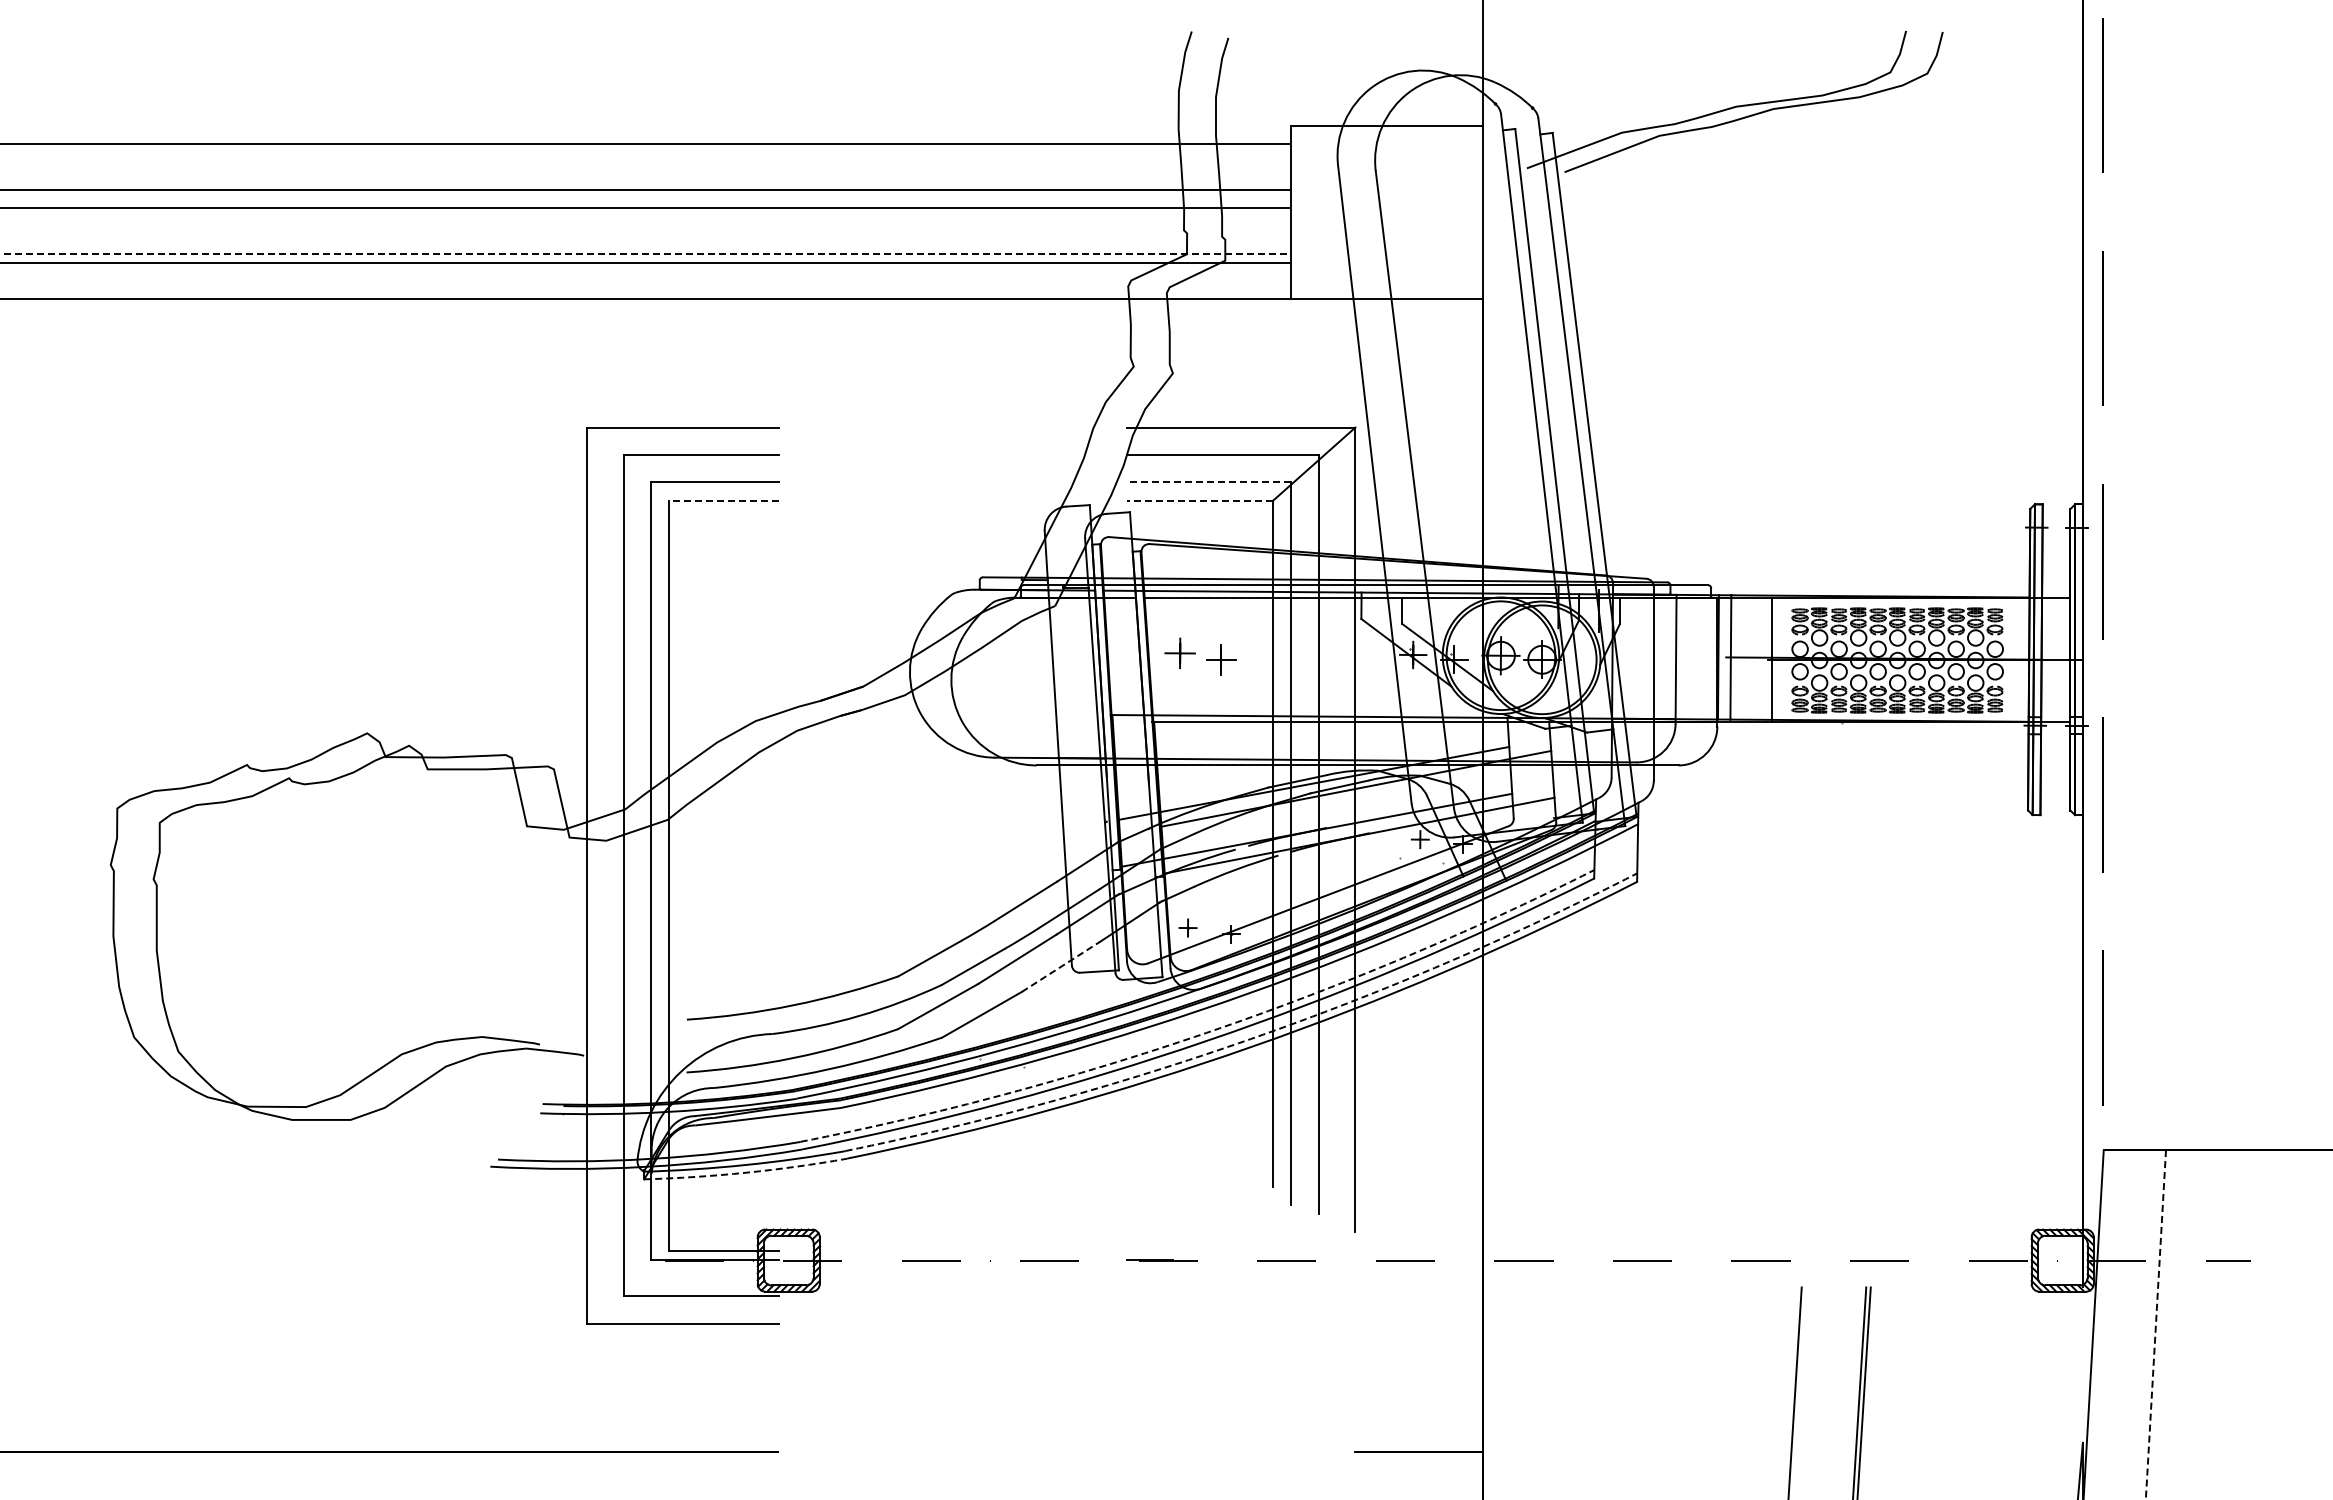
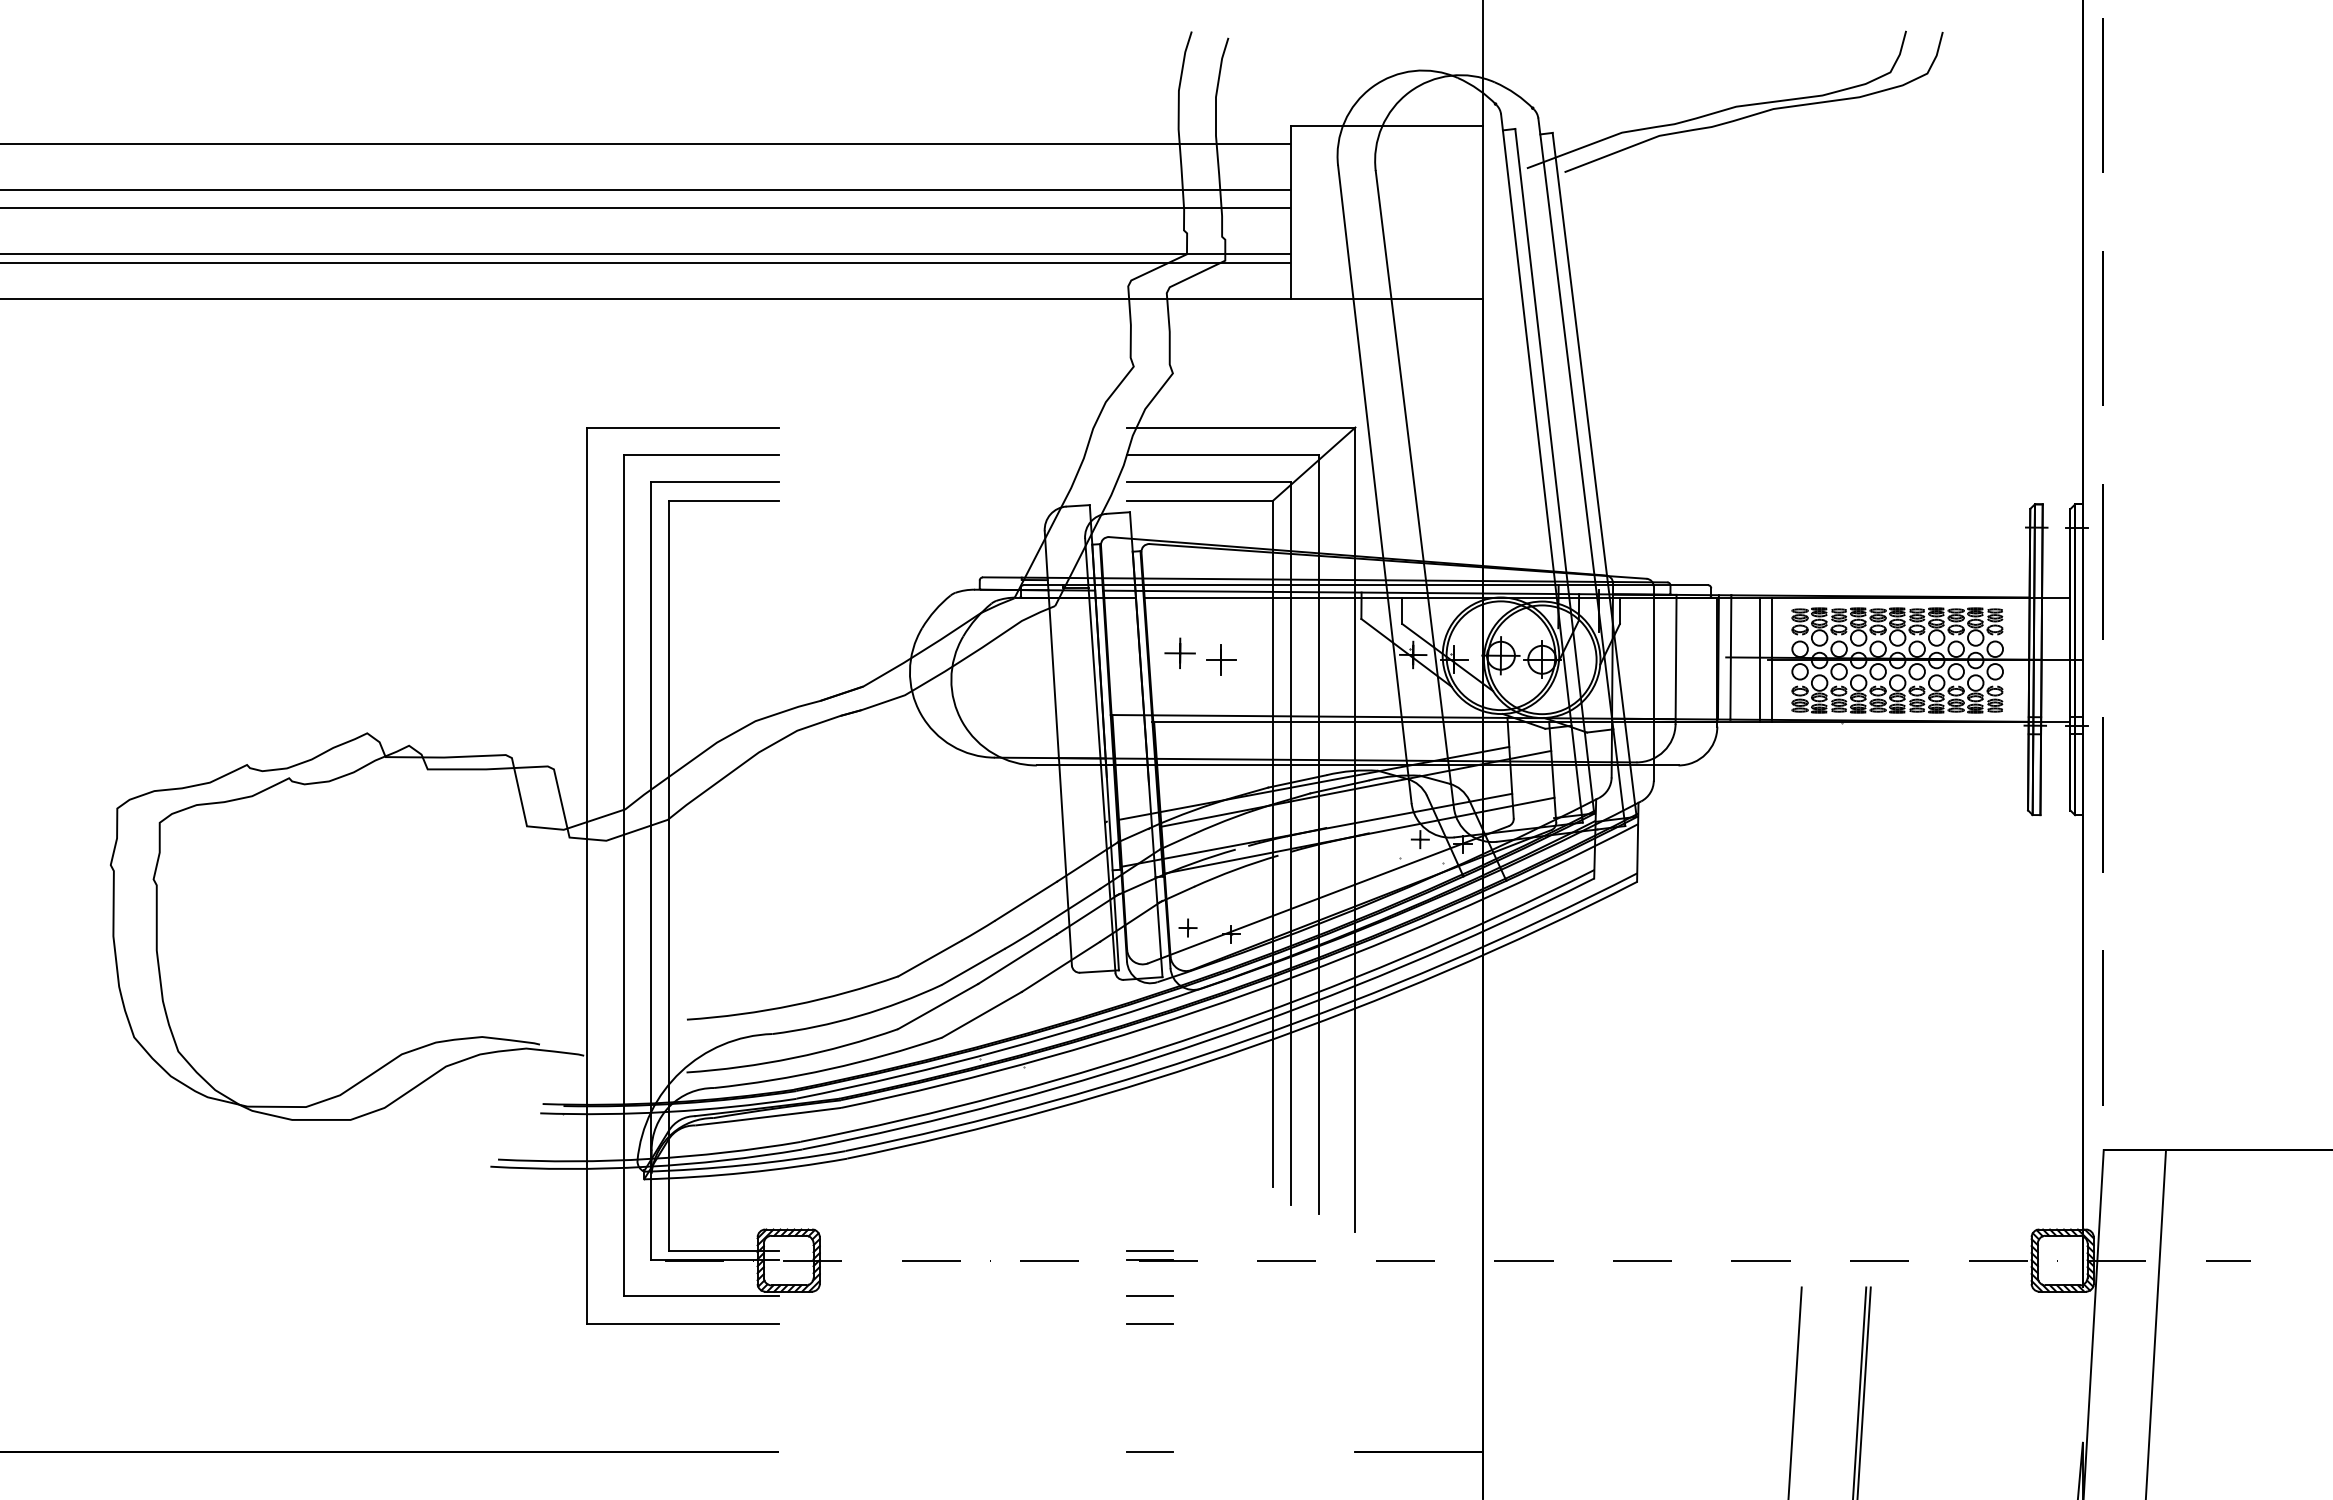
line: dashed -> solid (646, 253)
line: dashed -> solid (1208, 482)
line: dashed -> solid (724, 500)
line: dashed -> solid (1199, 500)
line: none -> present (1759, 659)
line: dashed -> solid (1061, 966)
arc: dashed -> solid (1206, 1032)
arc: dashed -> solid (1250, 1039)
arc: dashed -> solid (746, 1172)
line: none -> present (1149, 1250)
line: none -> present (1149, 1296)
line: none -> present (1149, 1323)
line: dashed -> solid (2155, 1324)
line: none -> present (1149, 1451)
